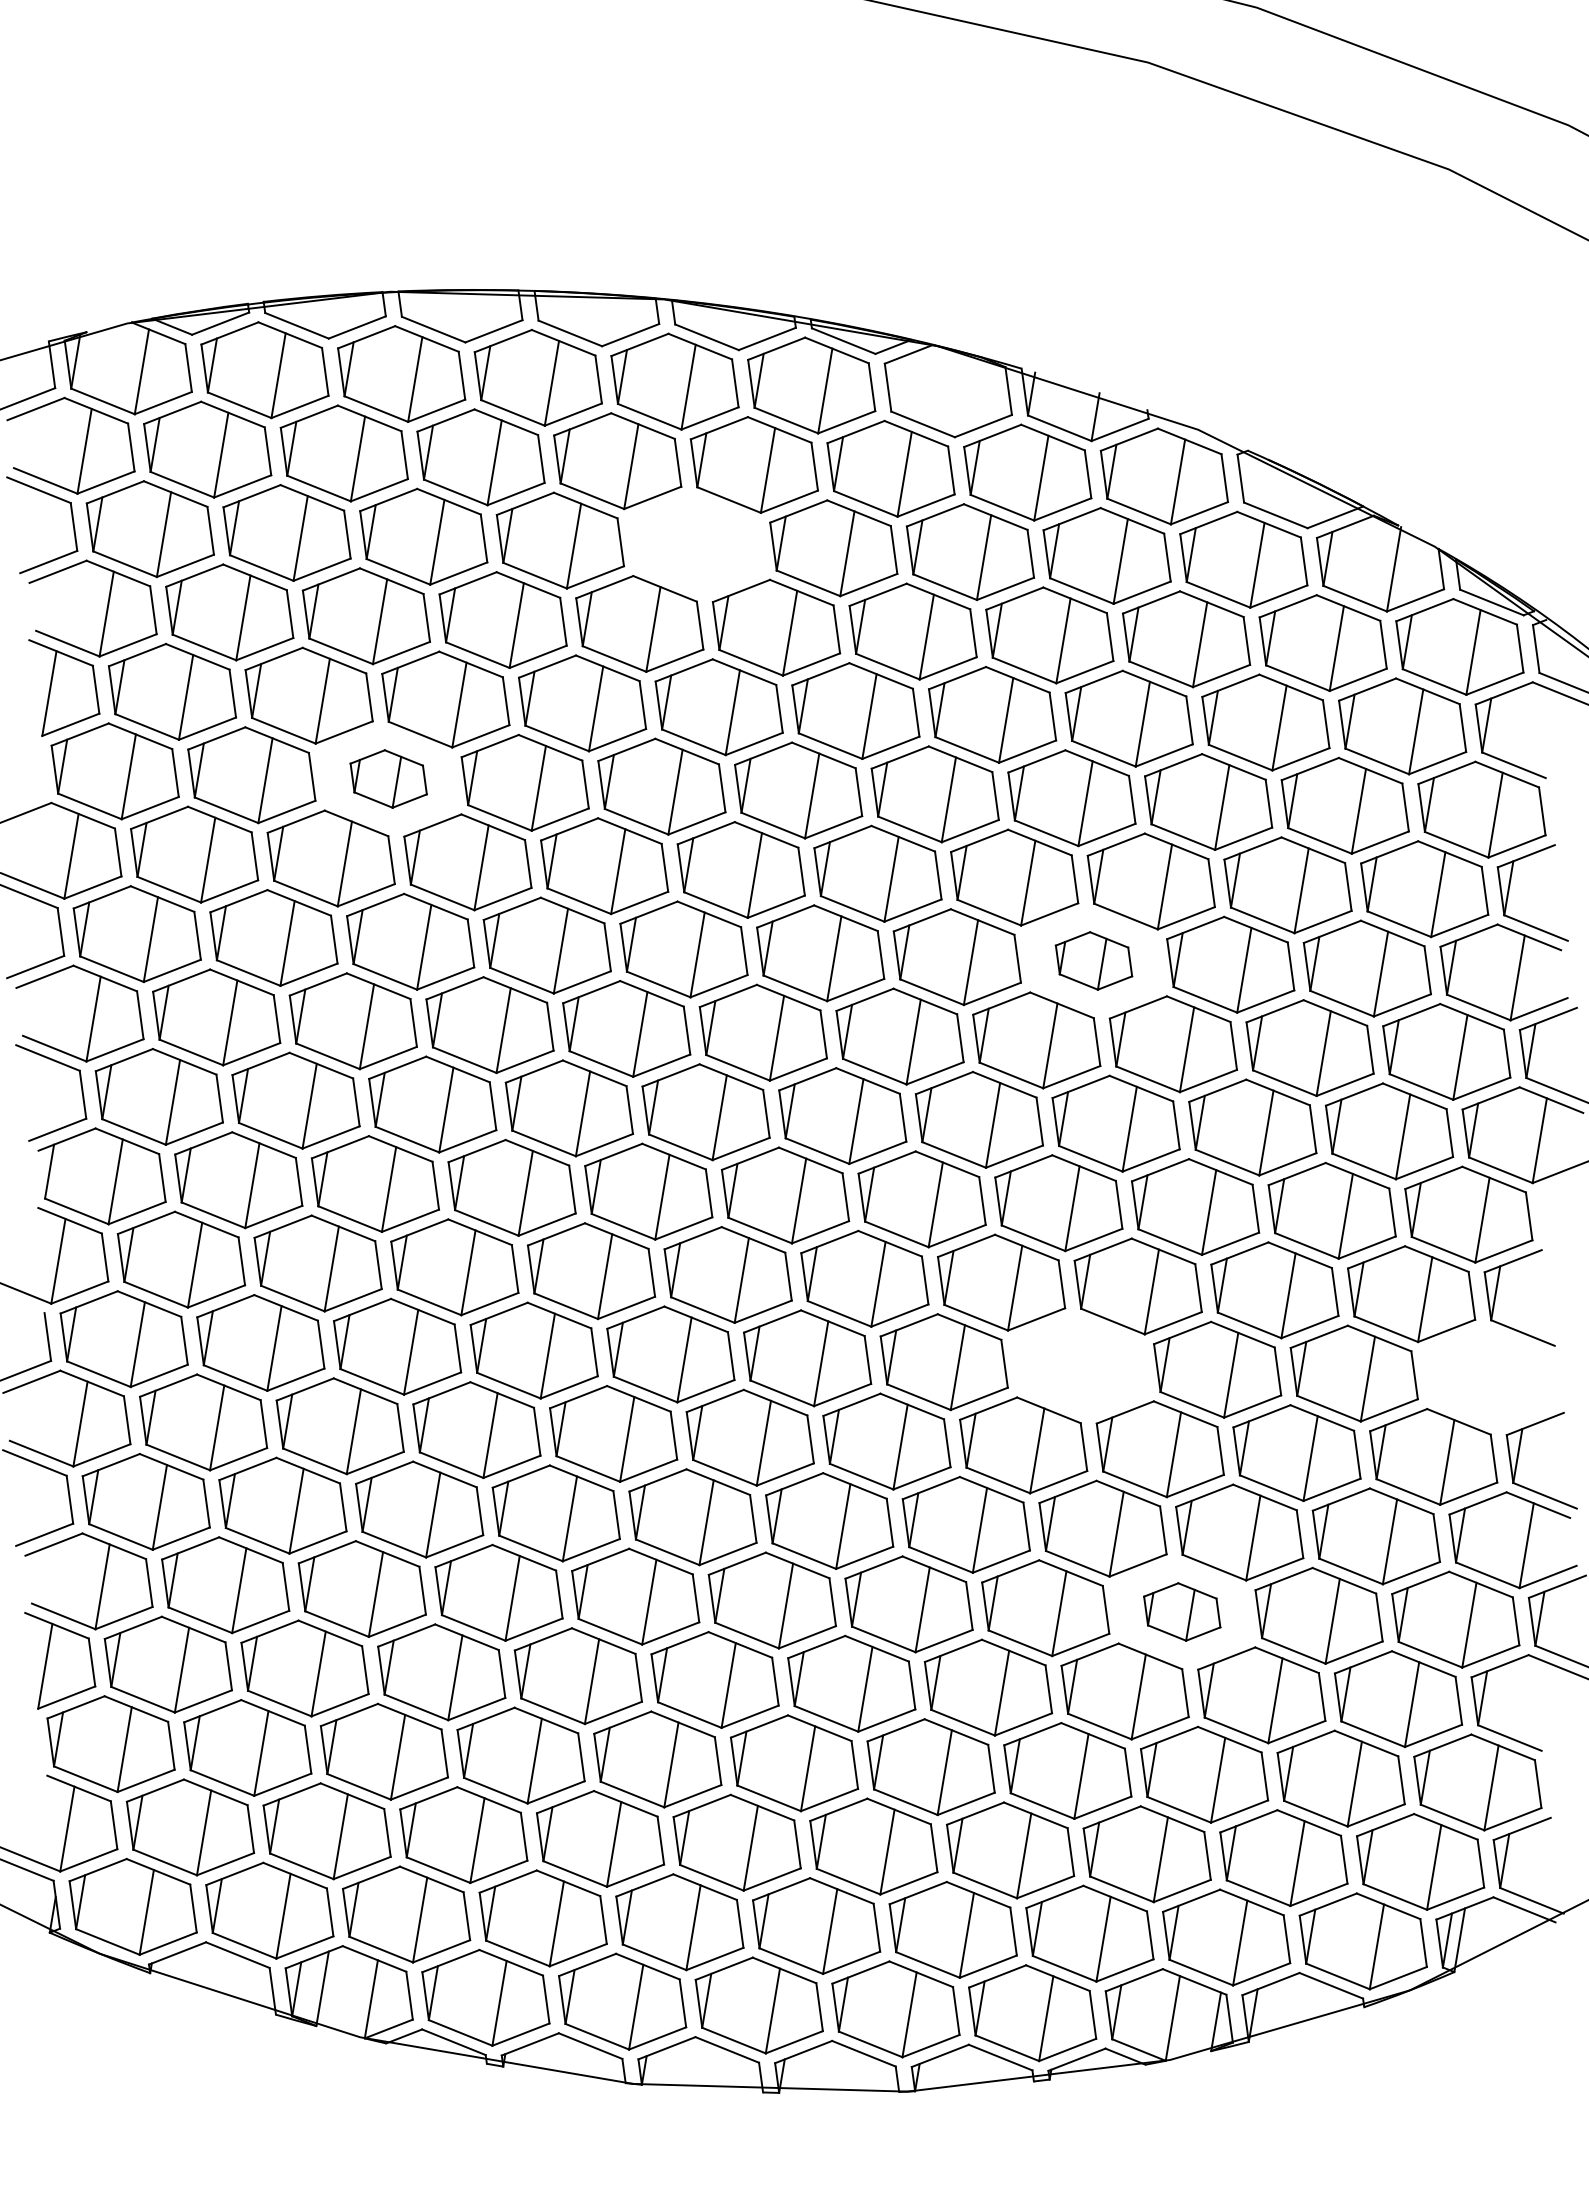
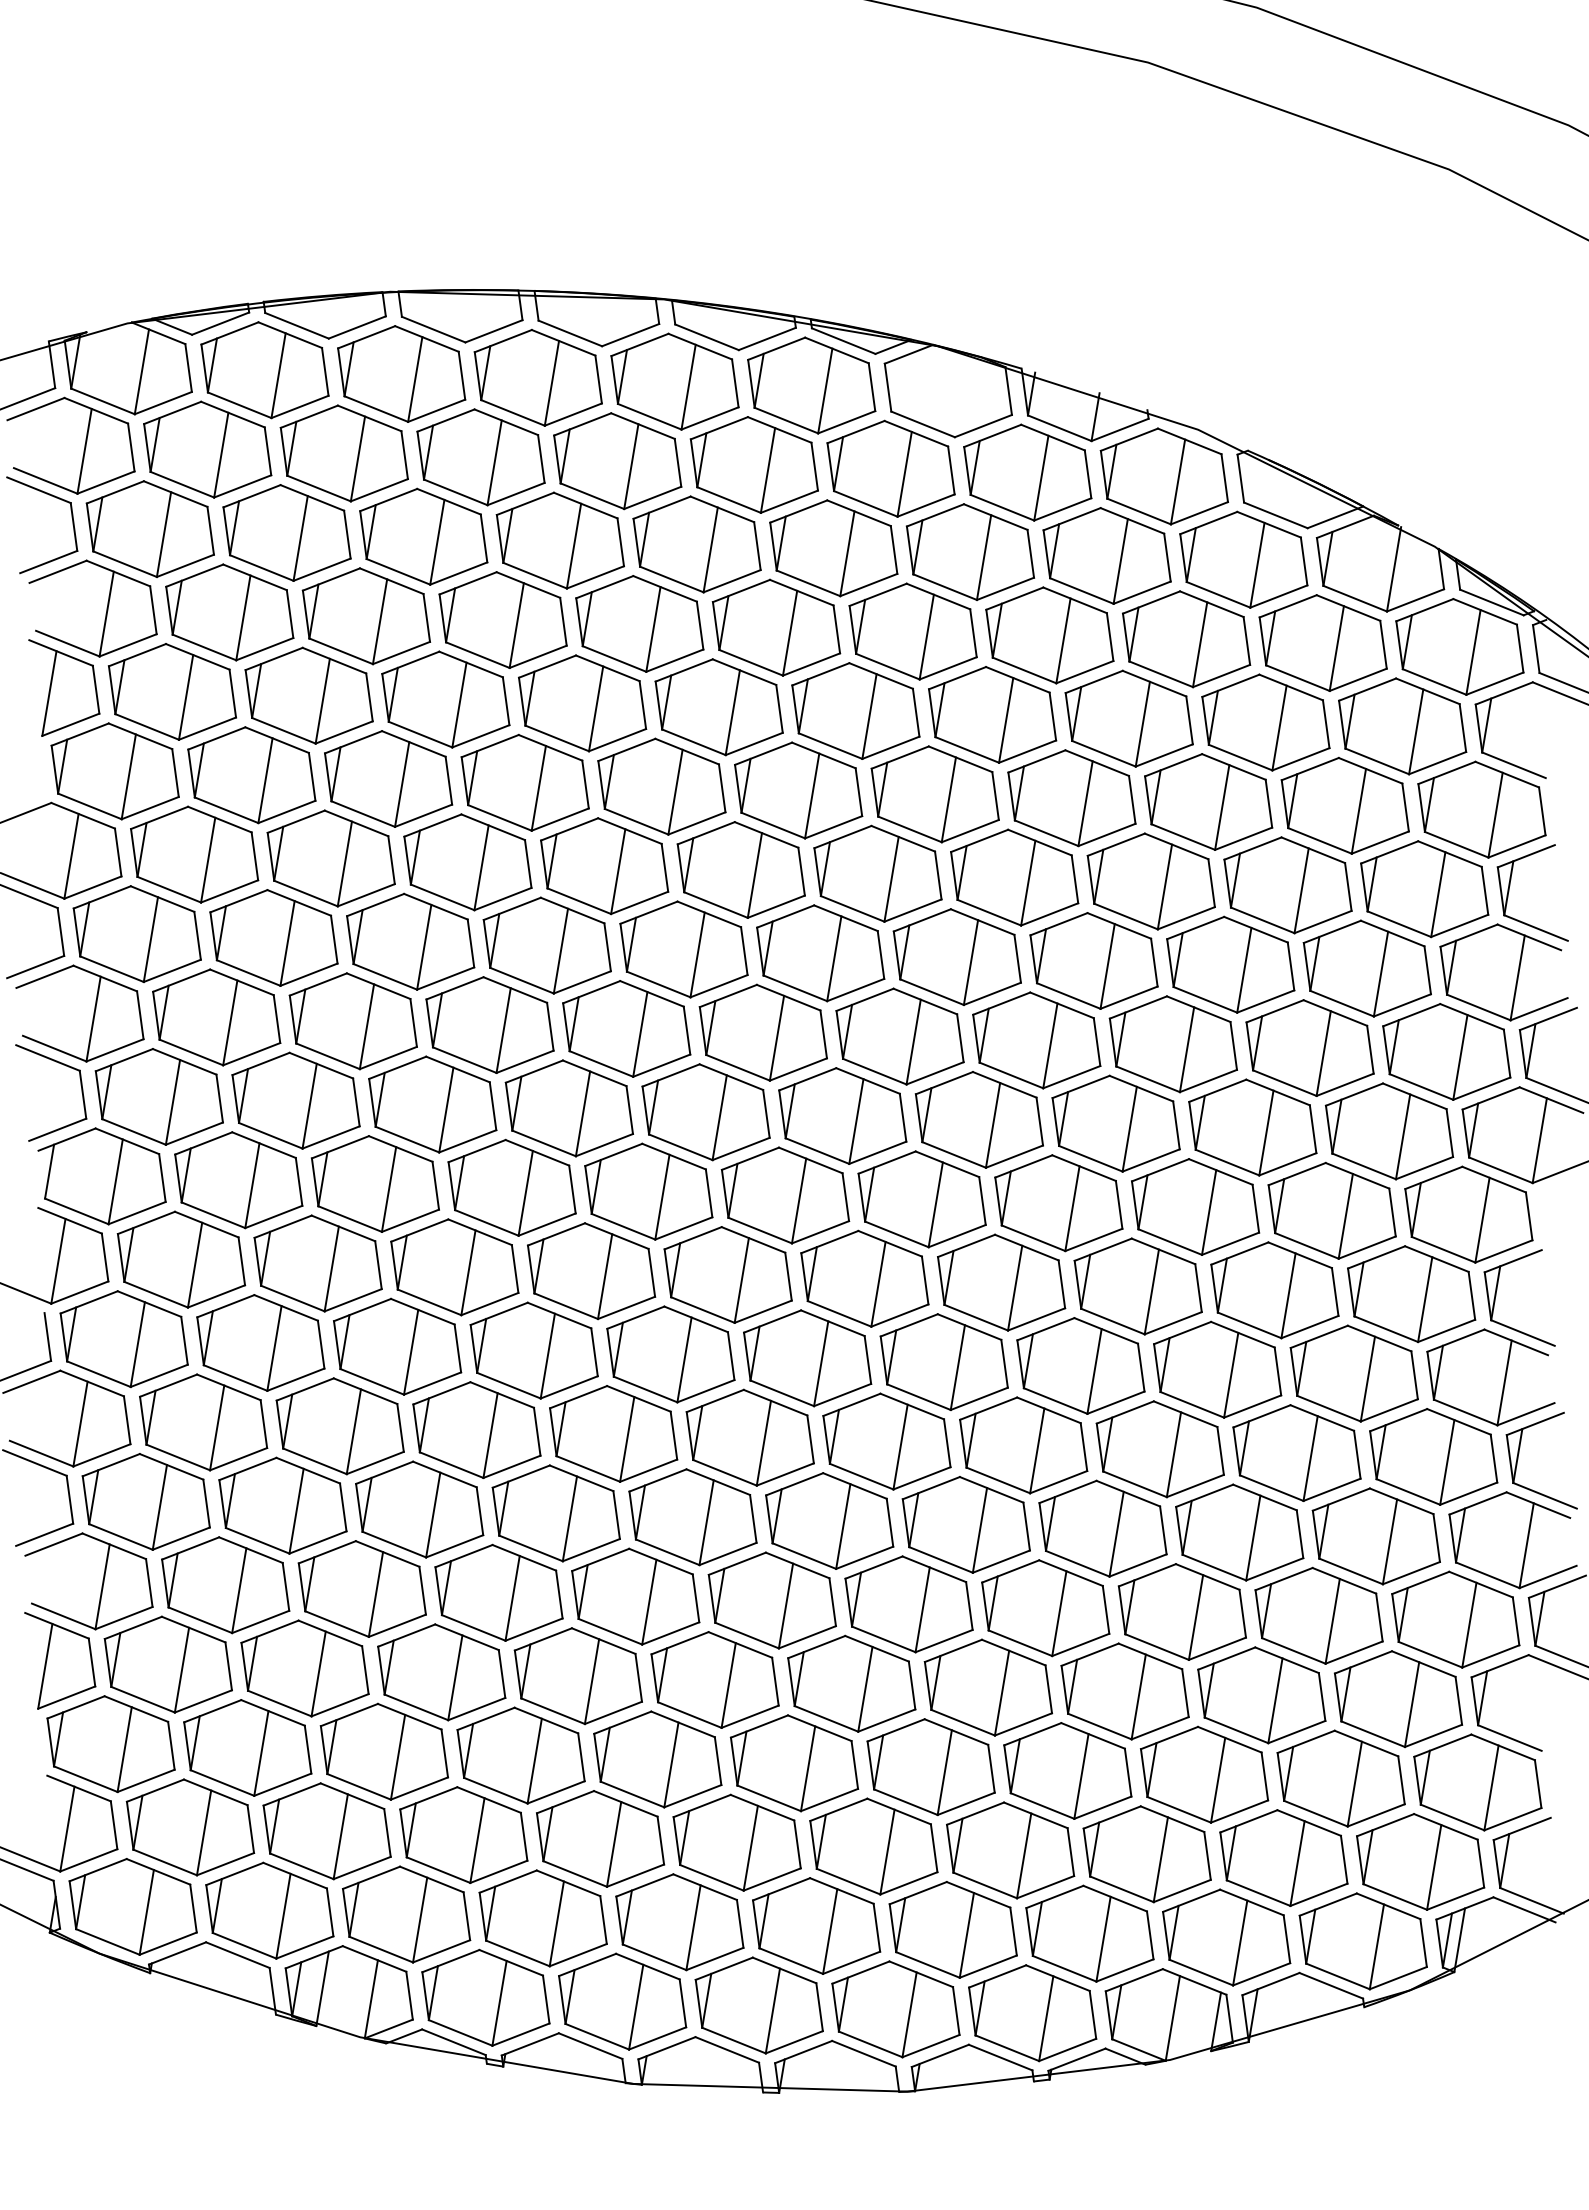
part: none -> present (696, 544)
part size: 79x60 px -> 130x98 px (388, 778)
part size: 80x60 px -> 130x98 px (1093, 960)
part: none -> present (1080, 1365)
part: none -> present (1490, 1377)
part size: 79x60 px -> 130x98 px (1181, 1611)
